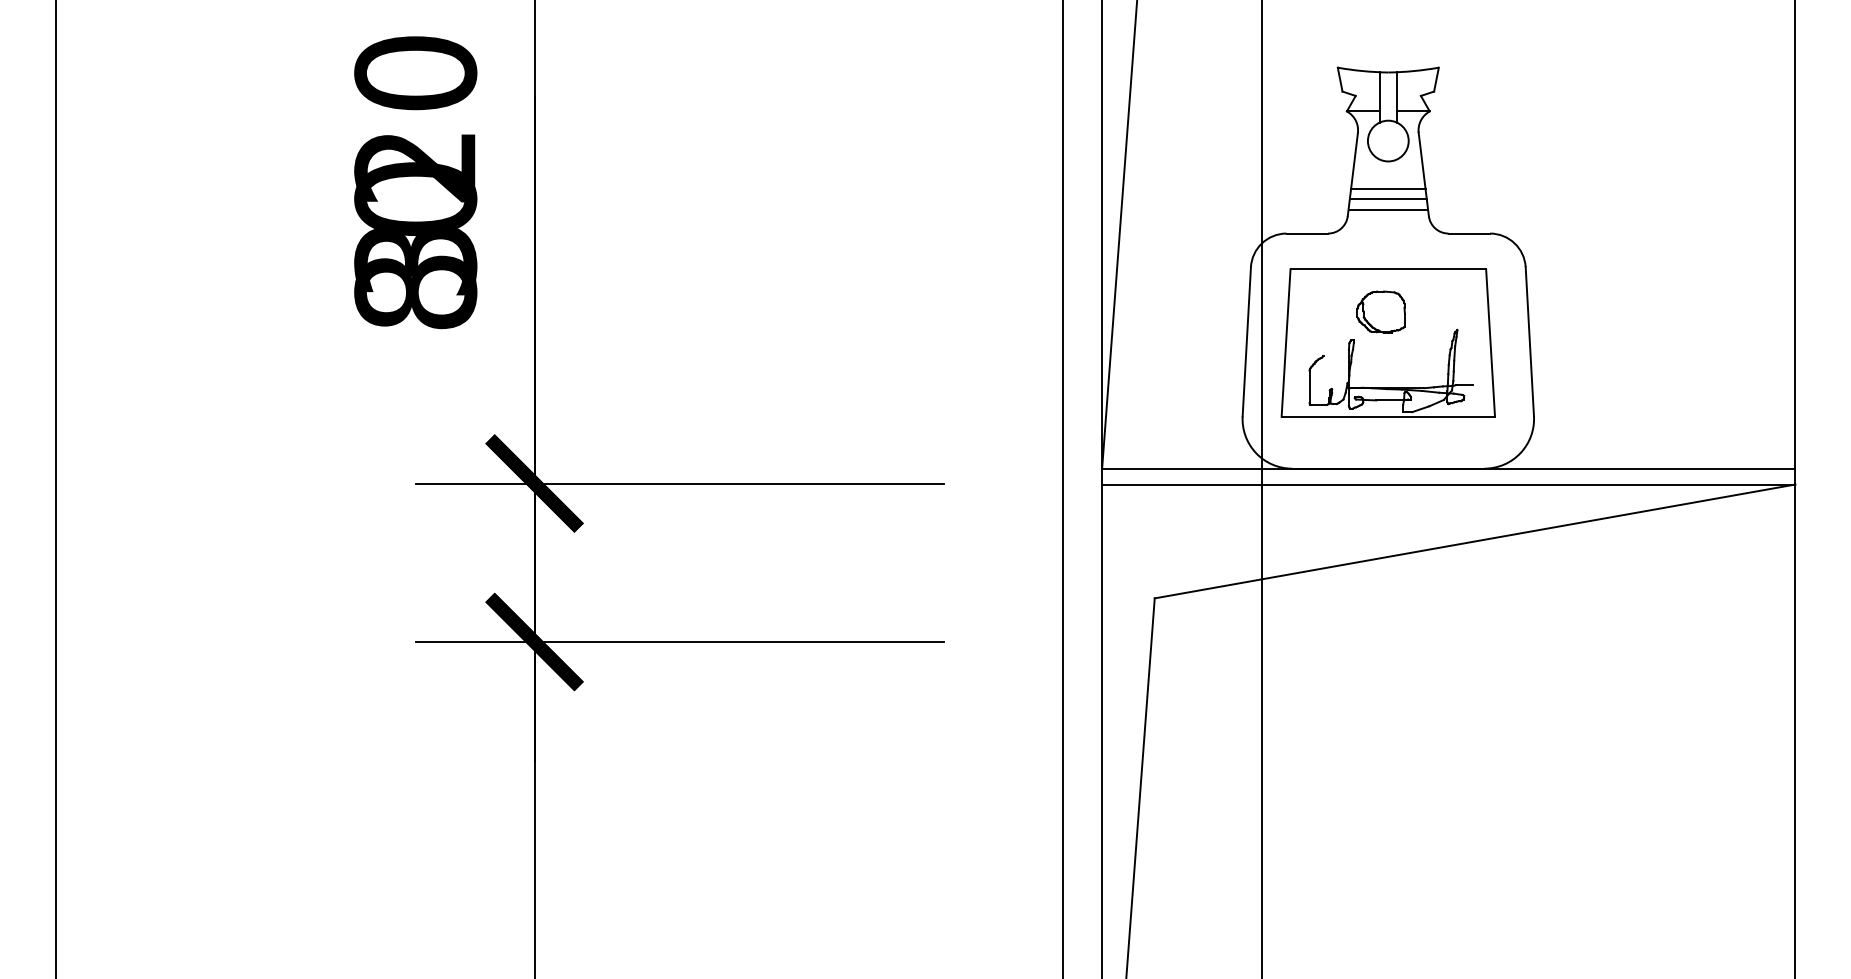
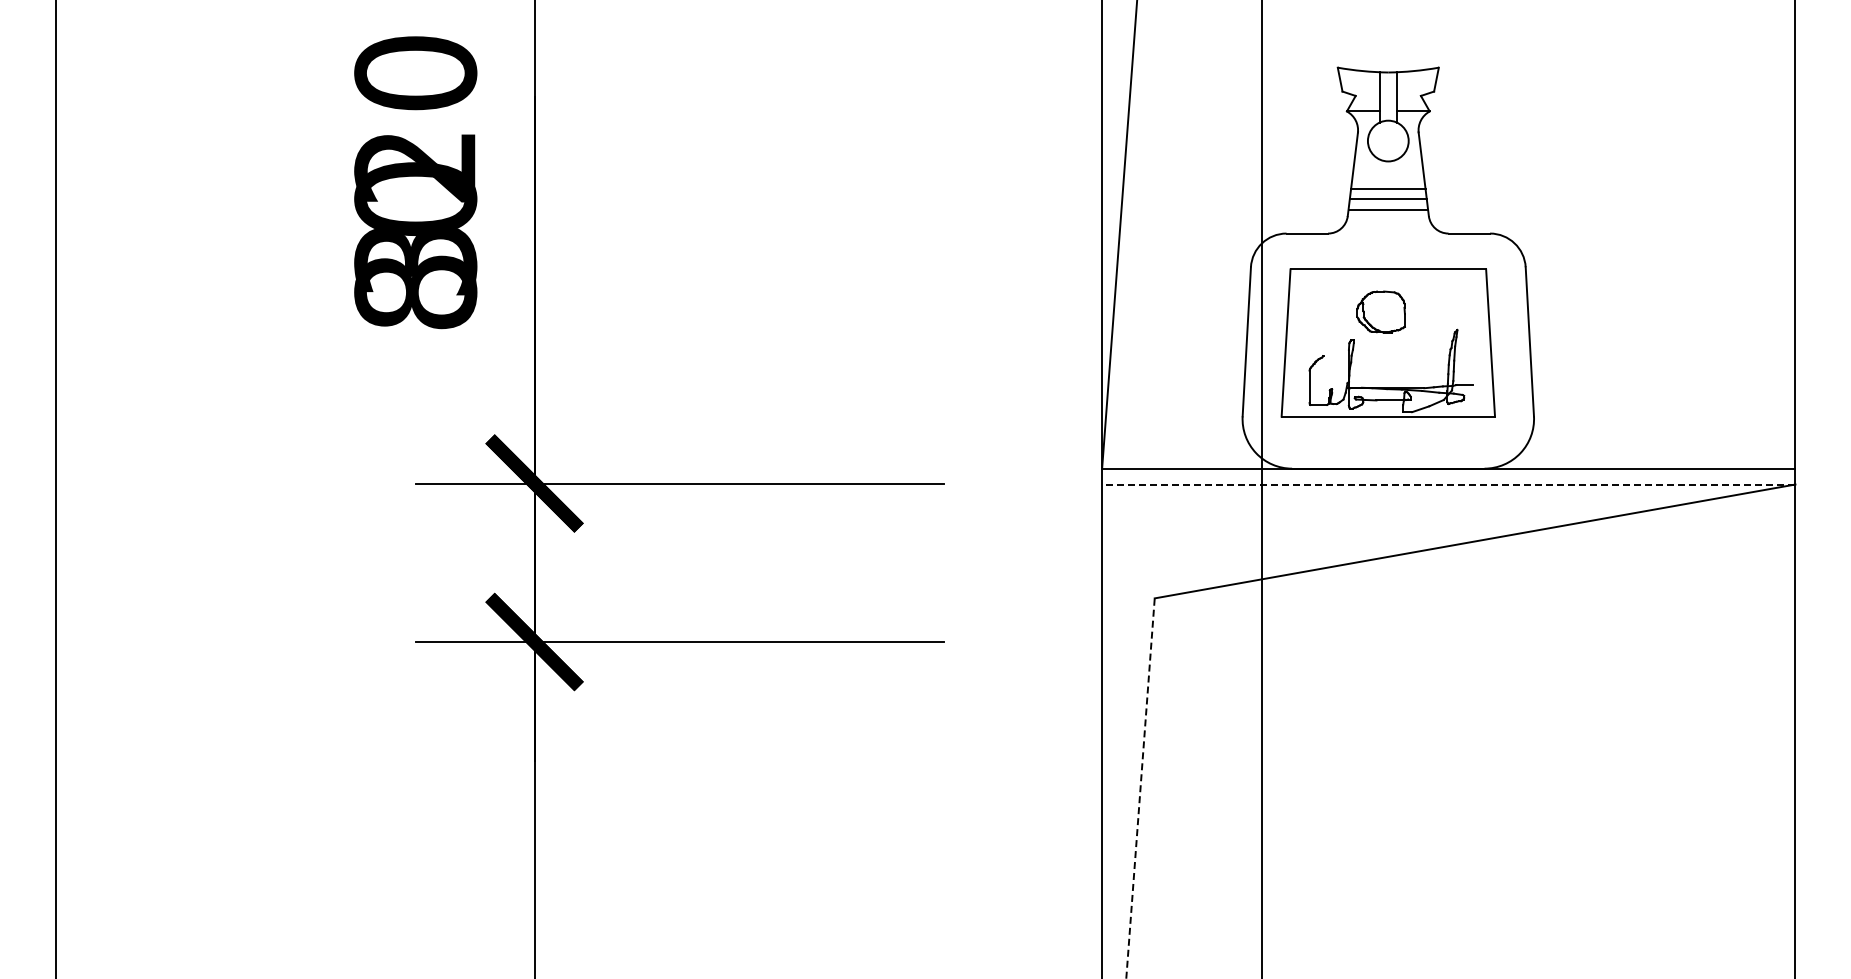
line: solid -> dashed (1448, 484)
line: present -> none (1062, 488)
line: solid -> dashed (1140, 788)
